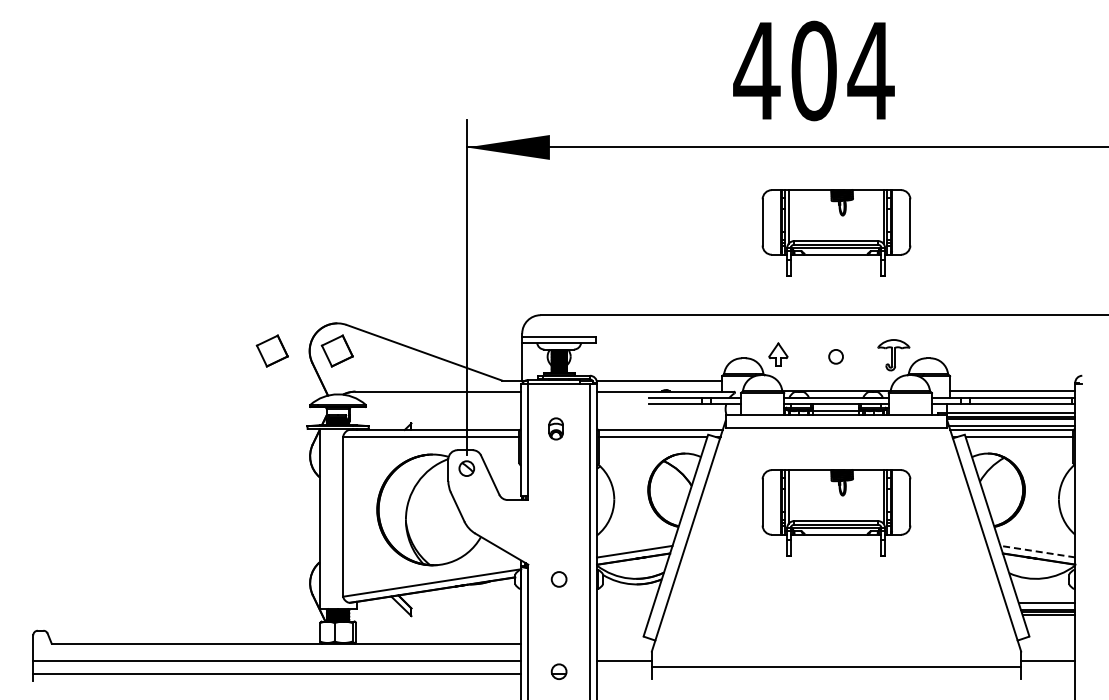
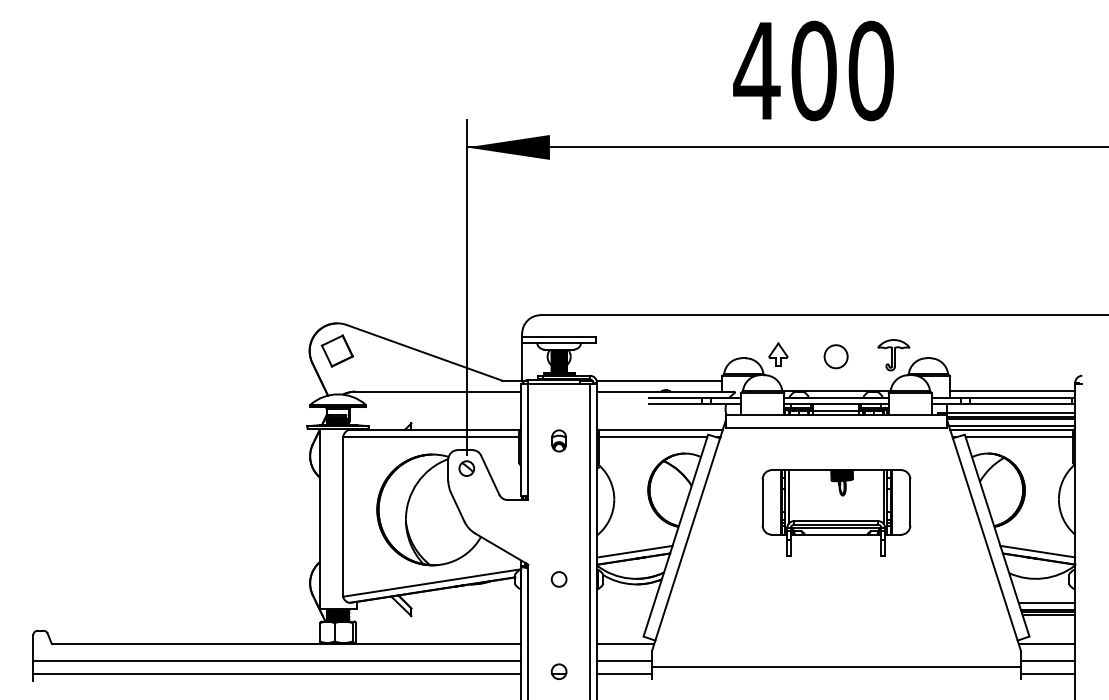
text: 404 -> 400 (870, 70)
part: present -> none (836, 232)
part: present -> none (271, 350)
circle size: 16x16 px -> 26x26 px (835, 356)
part position: (555, 428) -> (558, 440) (558, 440)
line: dashed -> solid (1037, 551)
line: none -> present (625, 643)
line: none -> present (1046, 643)
line: none -> present (624, 673)
line: none -> present (1048, 673)
